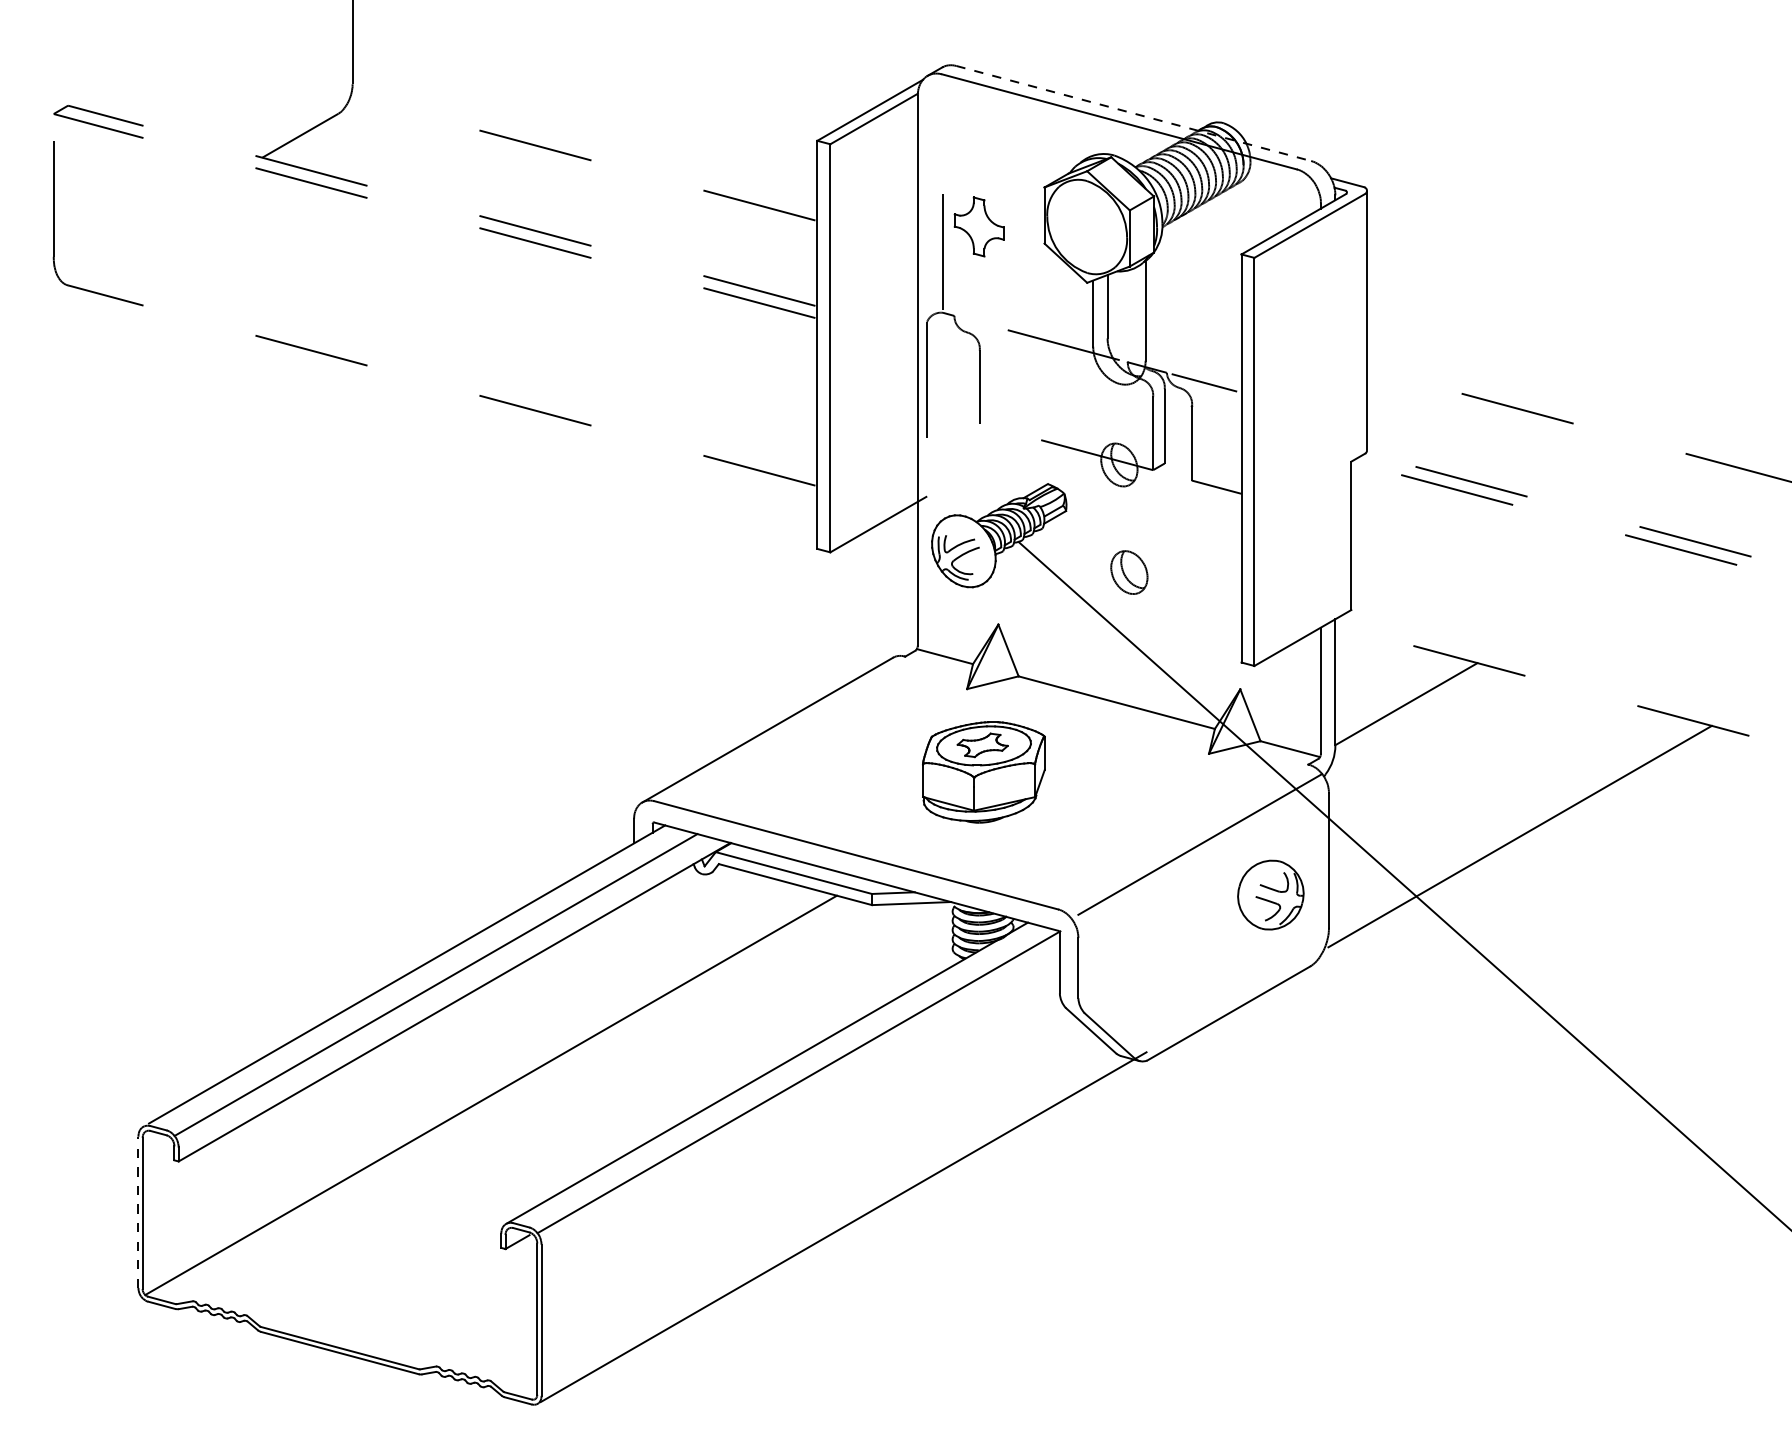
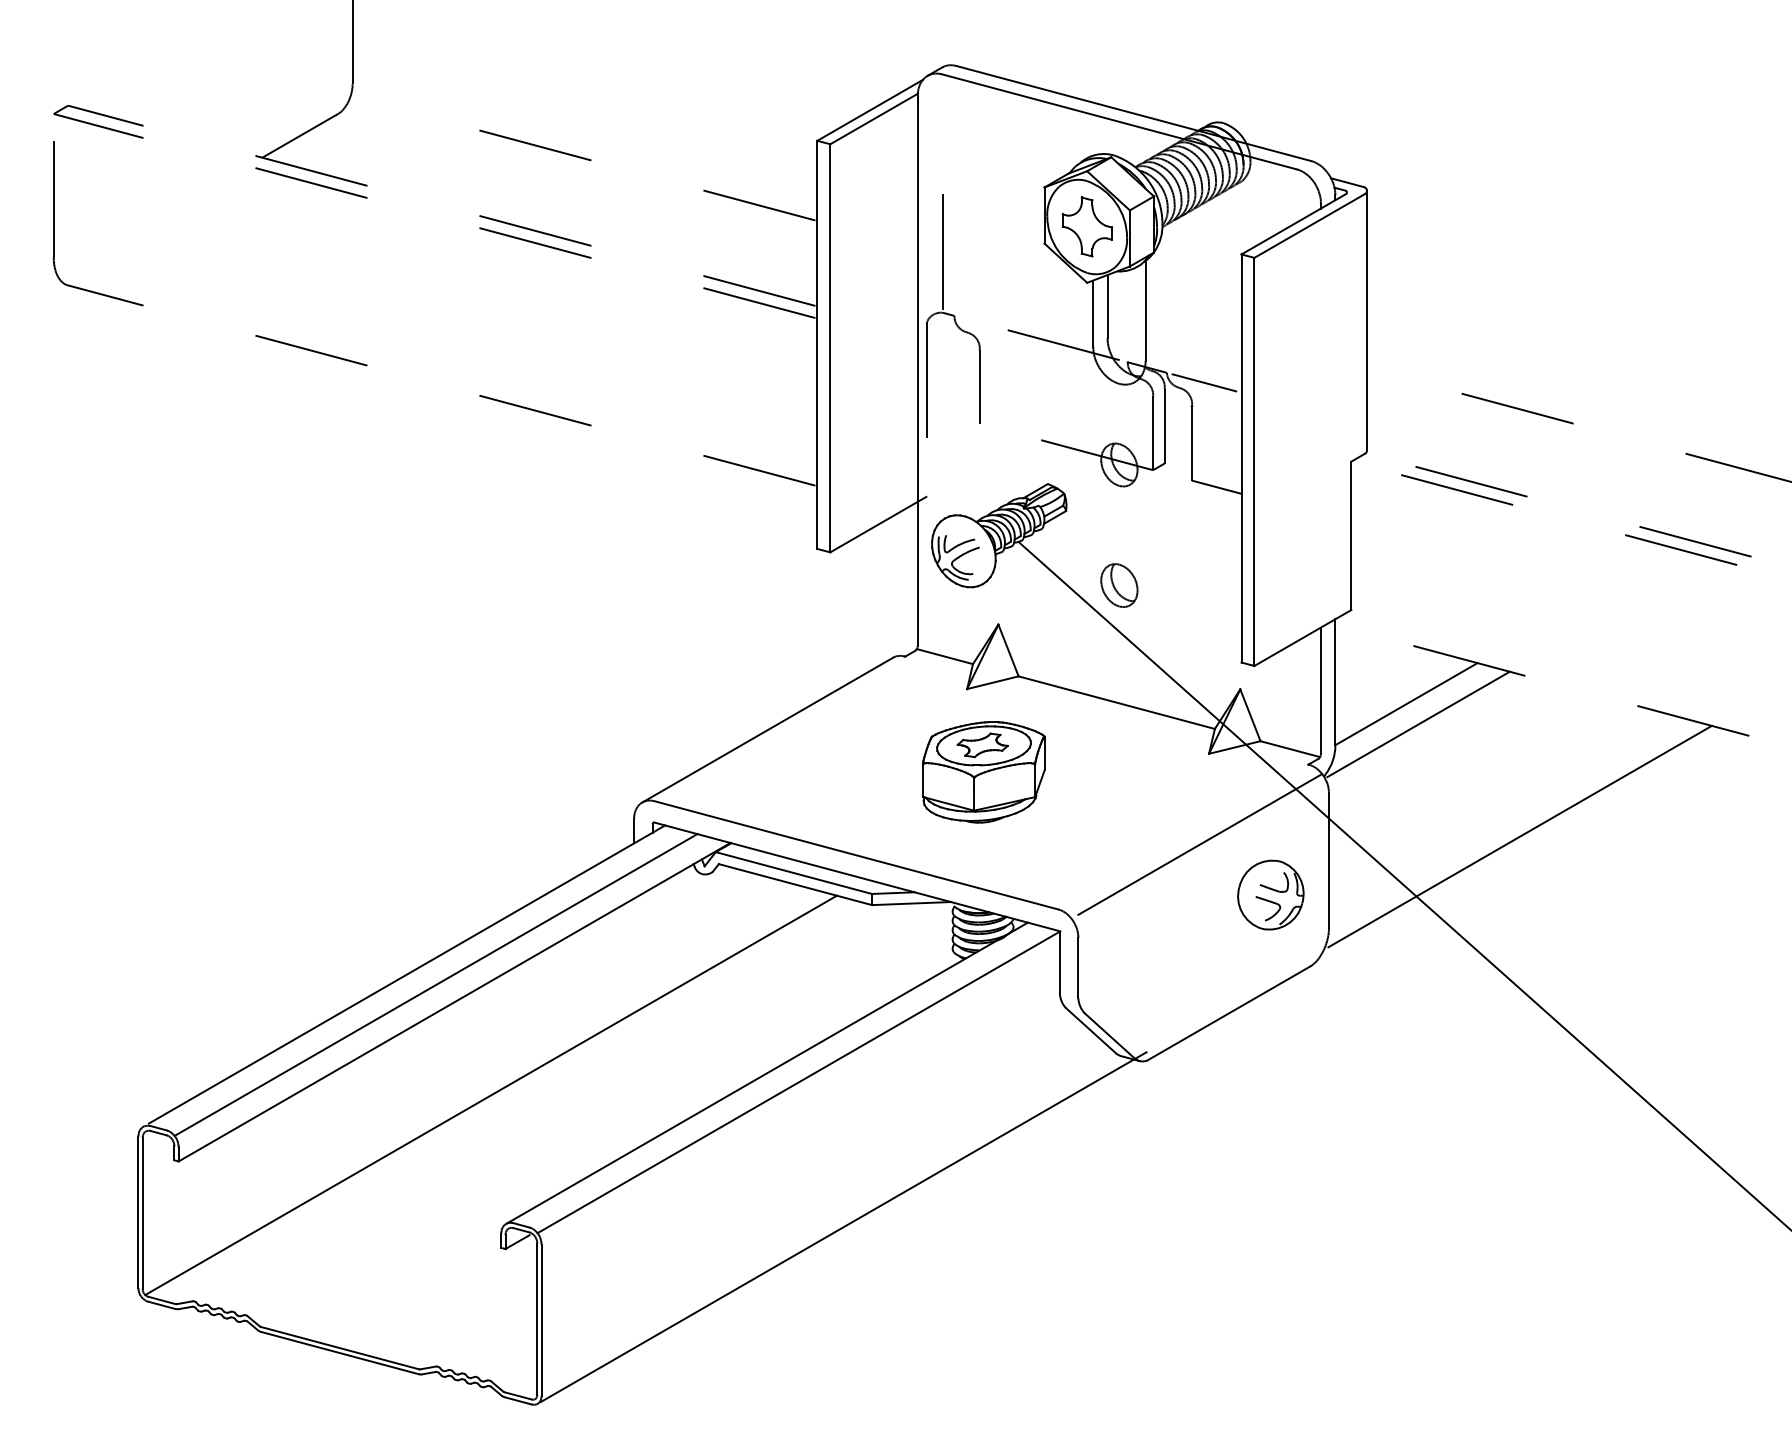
line: dashed -> solid (1133, 113)
part position: (978, 226) -> (1086, 226) (1086, 226)
part position: (1129, 572) -> (1119, 585) (1119, 585)
line: none -> present (1418, 724)
line: dashed -> solid (138, 1212)
